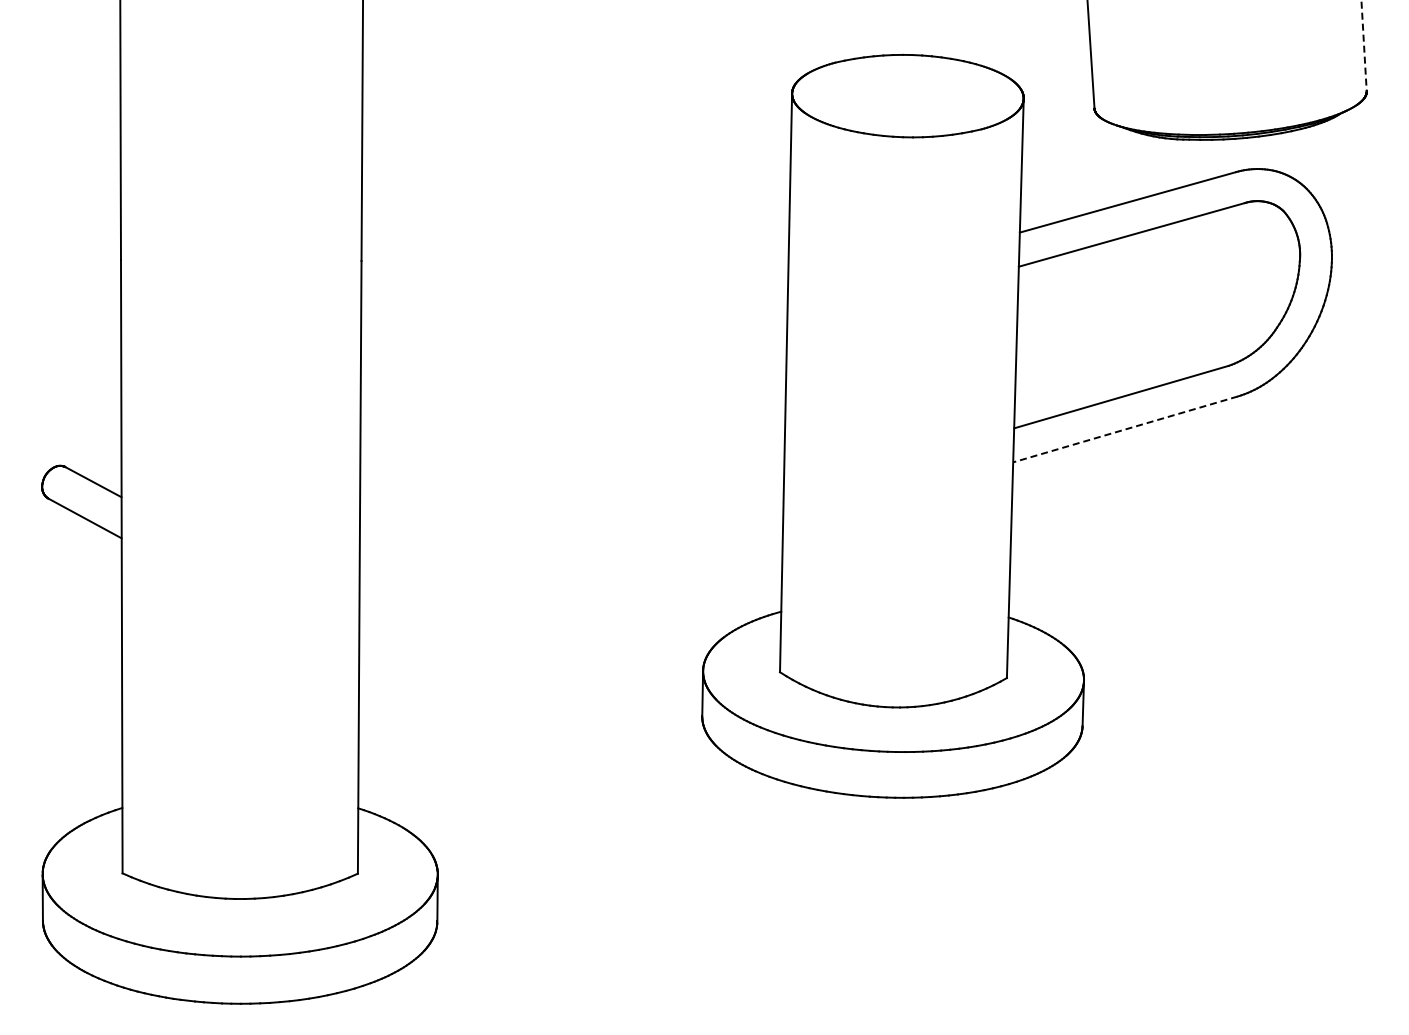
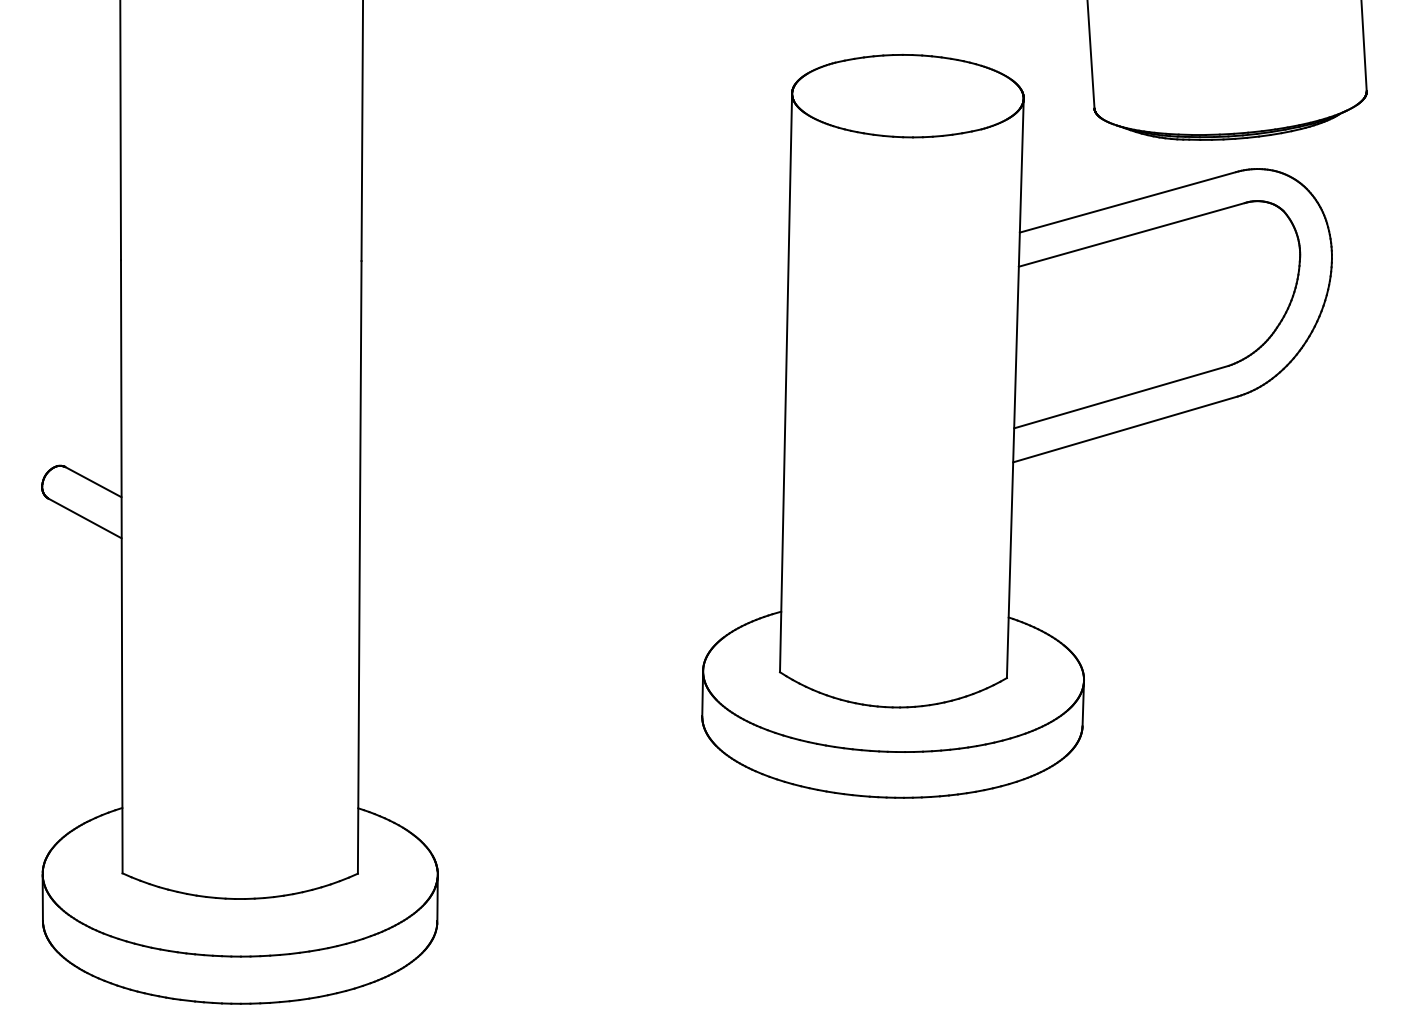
line: dashed -> solid (1364, 46)
line: dashed -> solid (1125, 429)
